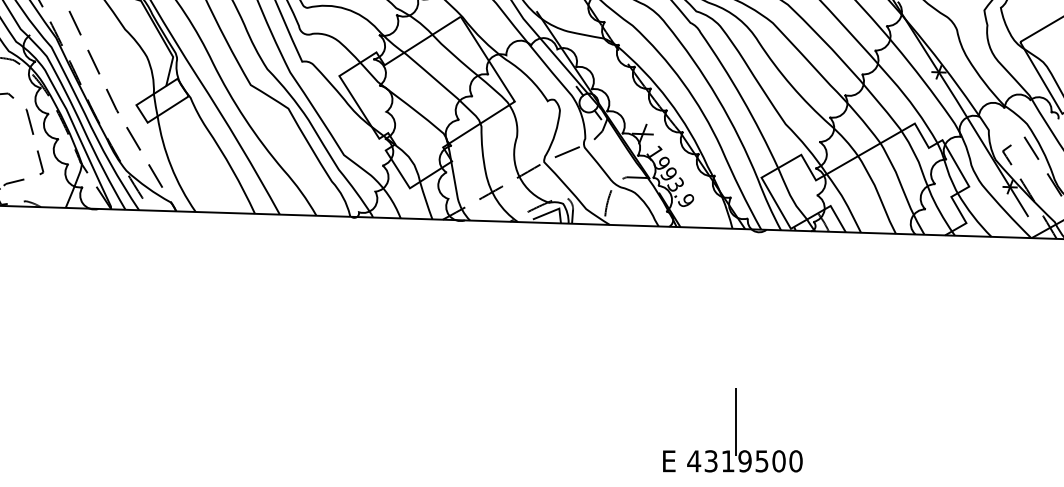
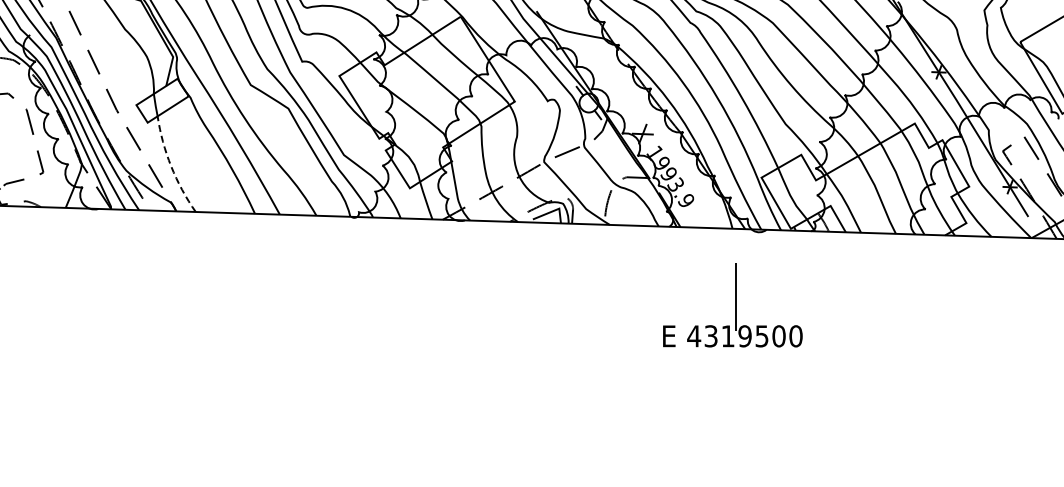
line: solid -> dashed (171, 166)
part position: (732, 430) -> (732, 305) (732, 305)
